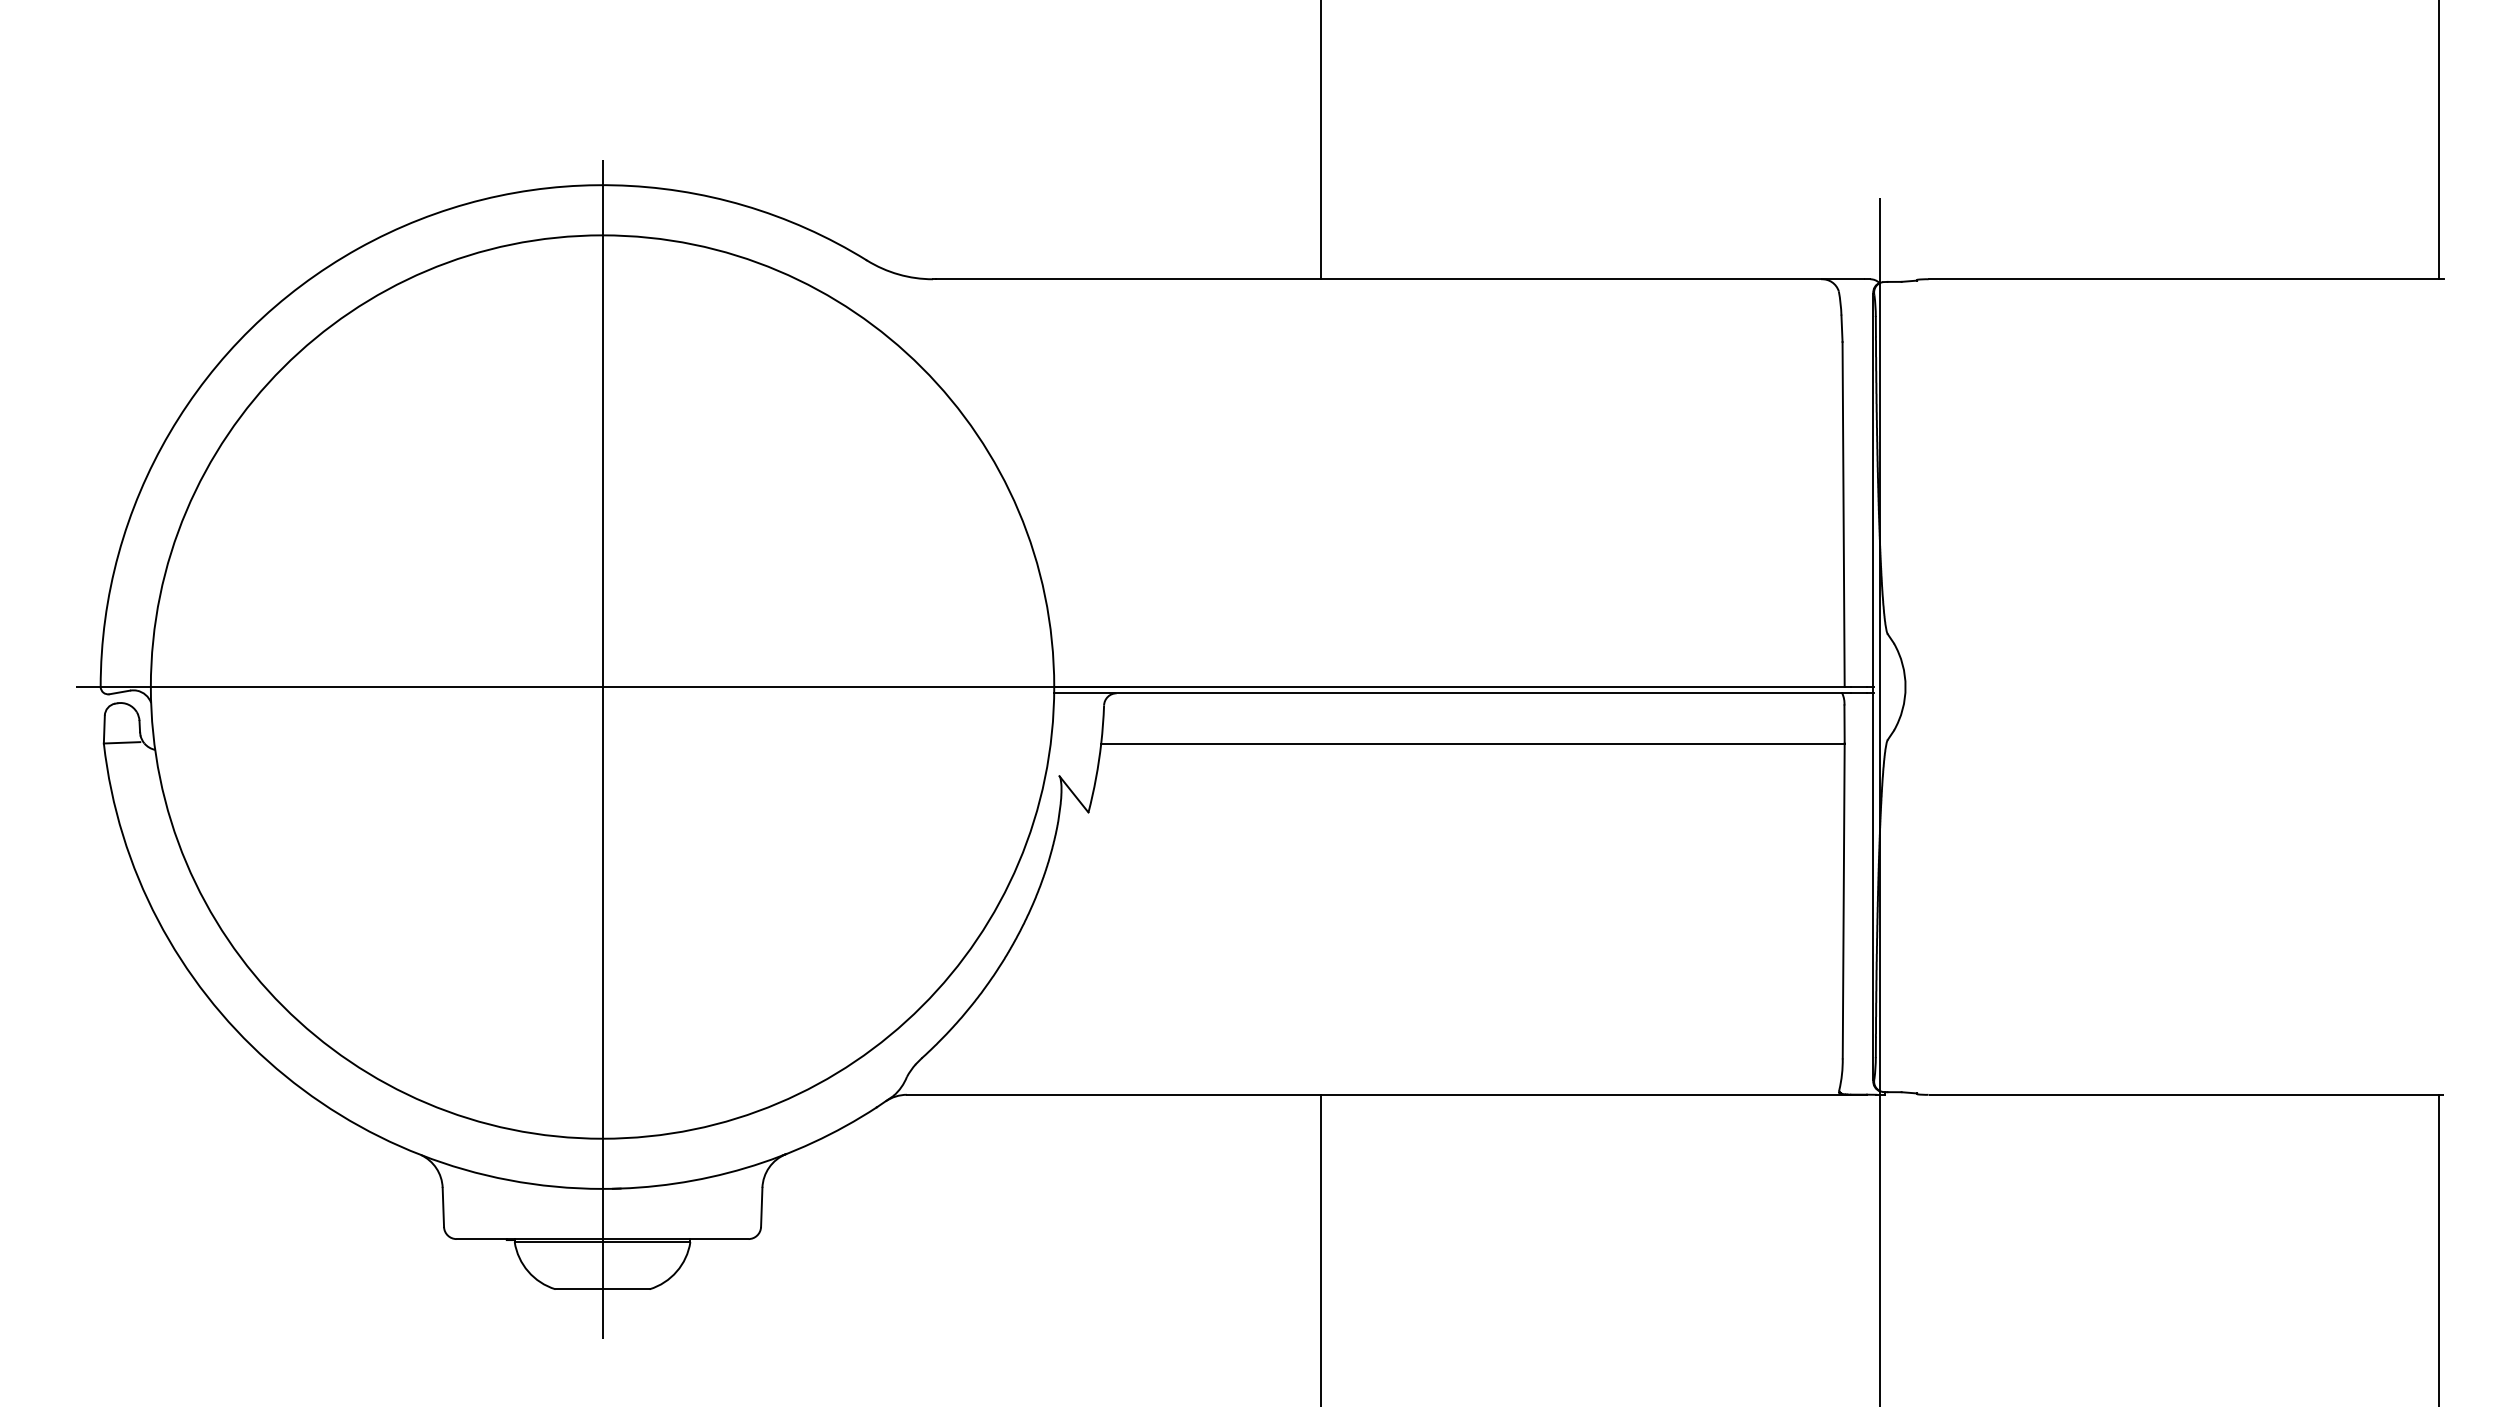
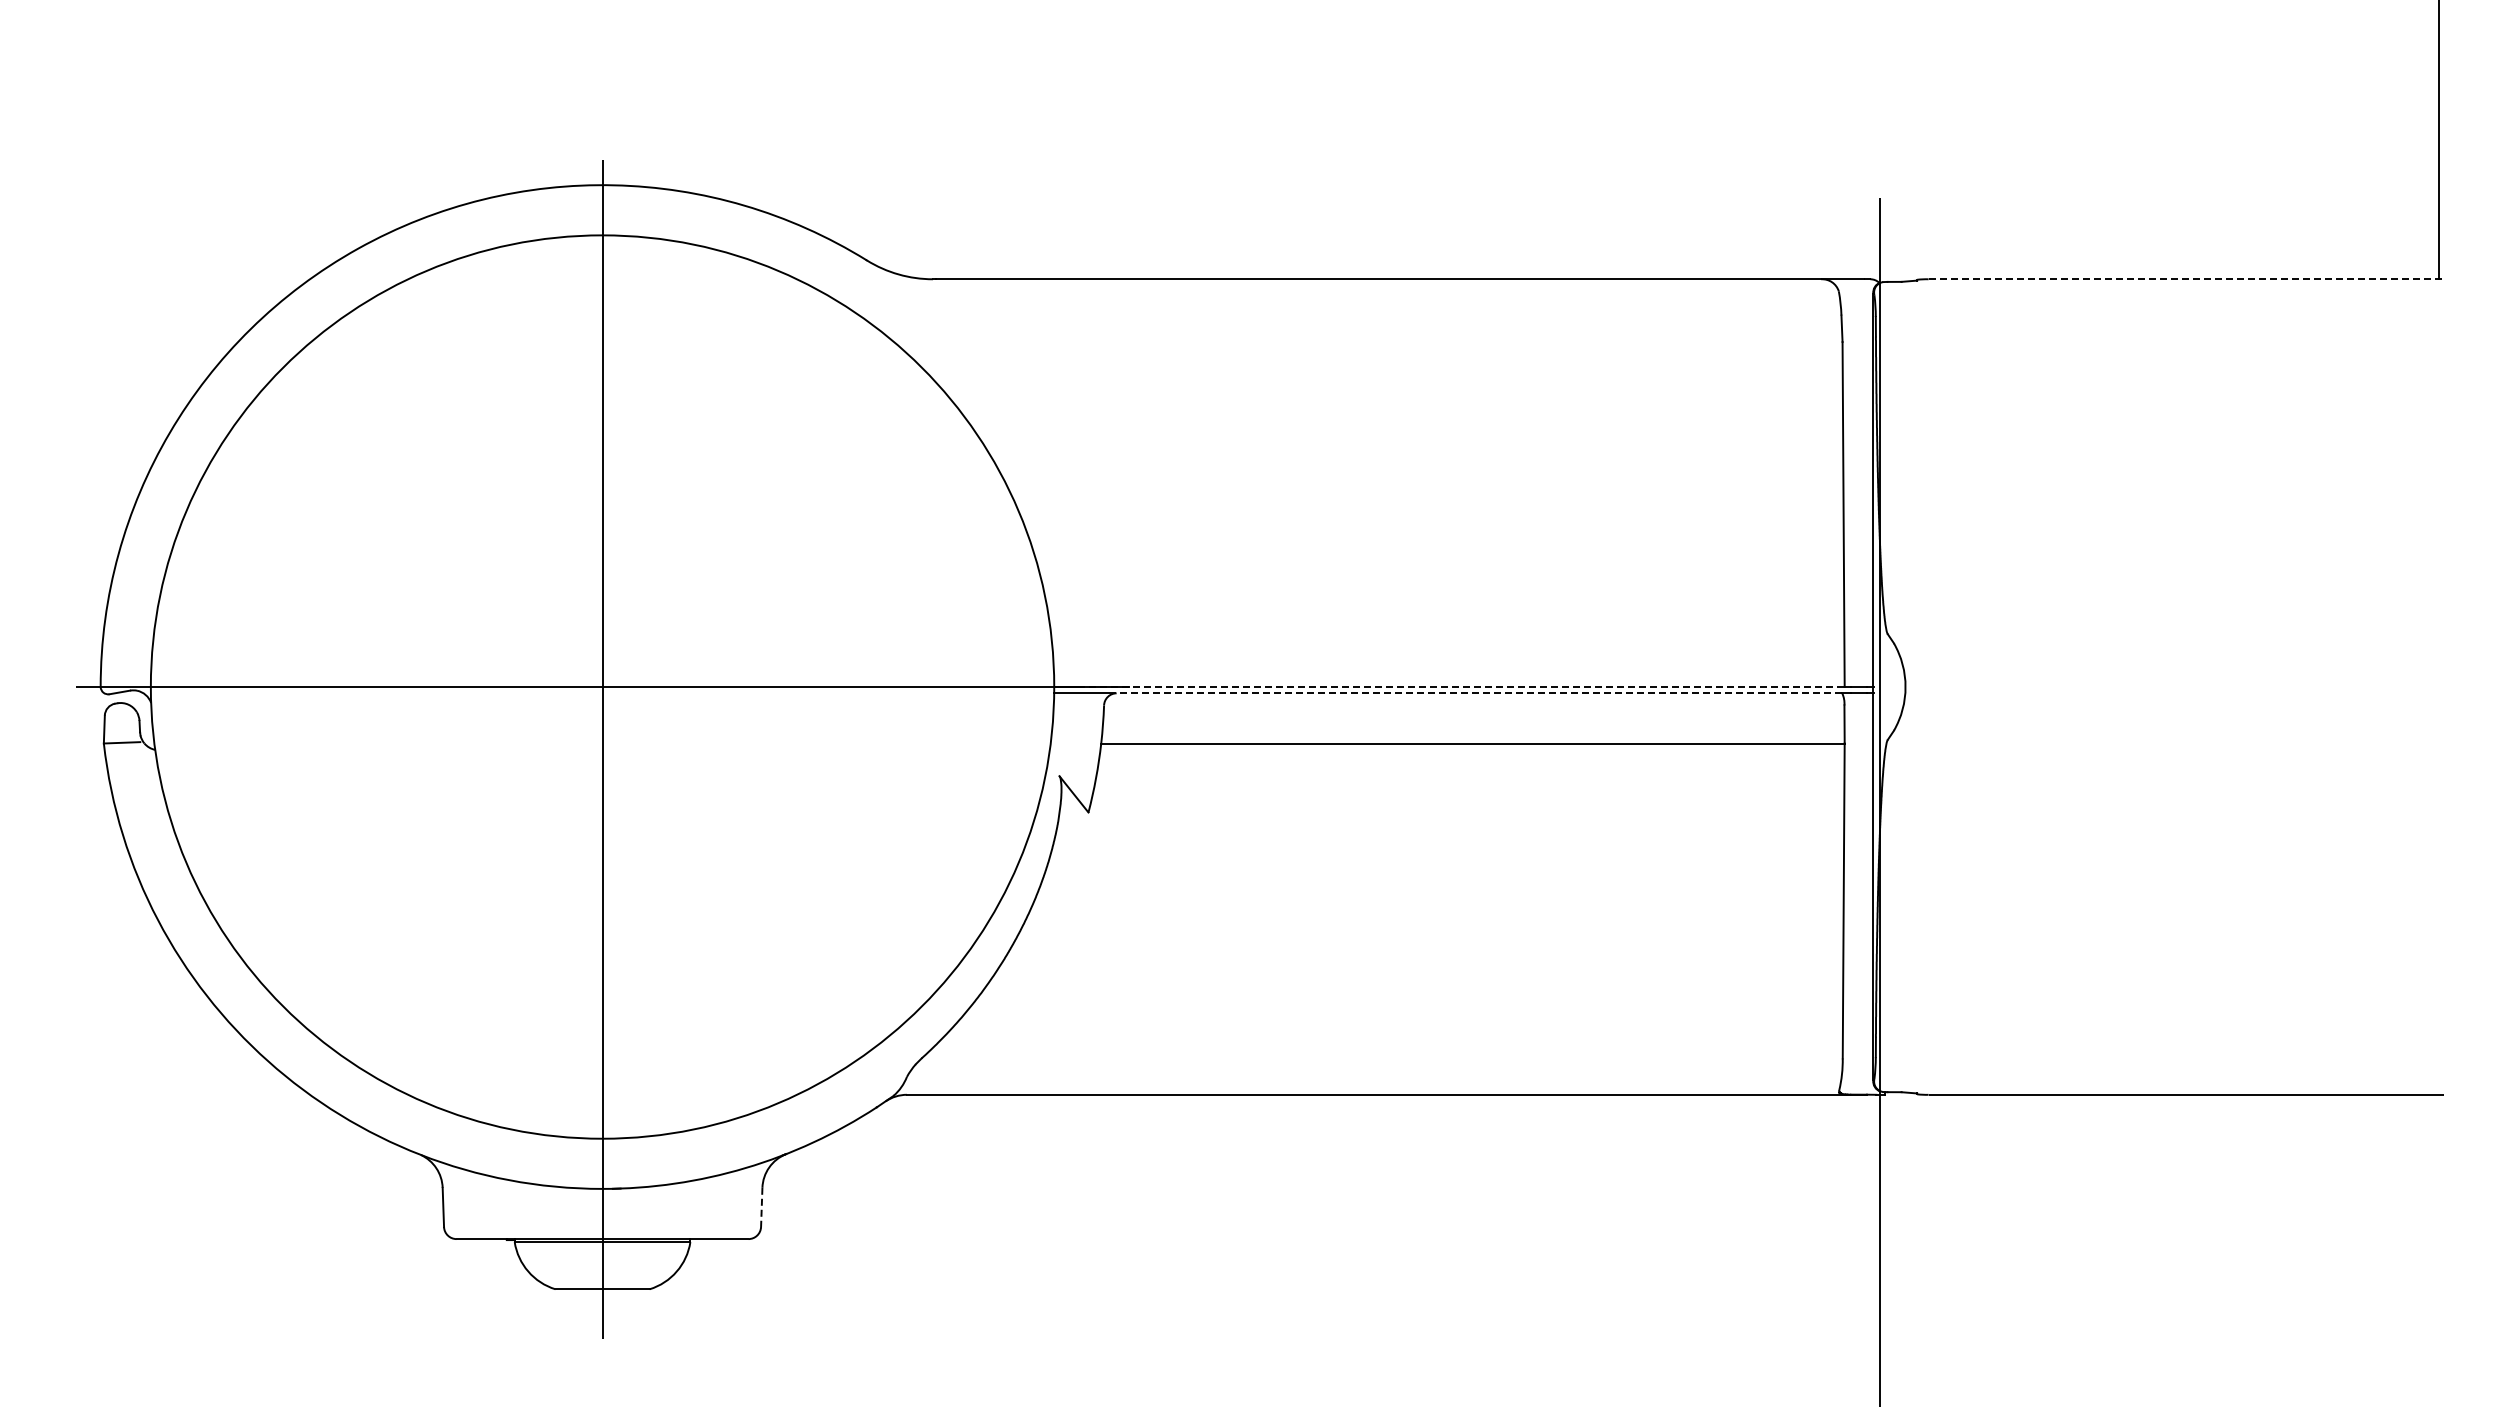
line: present -> none (1320, 140)
line: solid -> dashed (2186, 279)
line: solid -> dashed (1461, 687)
line: solid -> dashed (1479, 693)
line: solid -> dashed (761, 1207)
line: present -> none (1320, 1248)
line: present -> none (2438, 1248)
